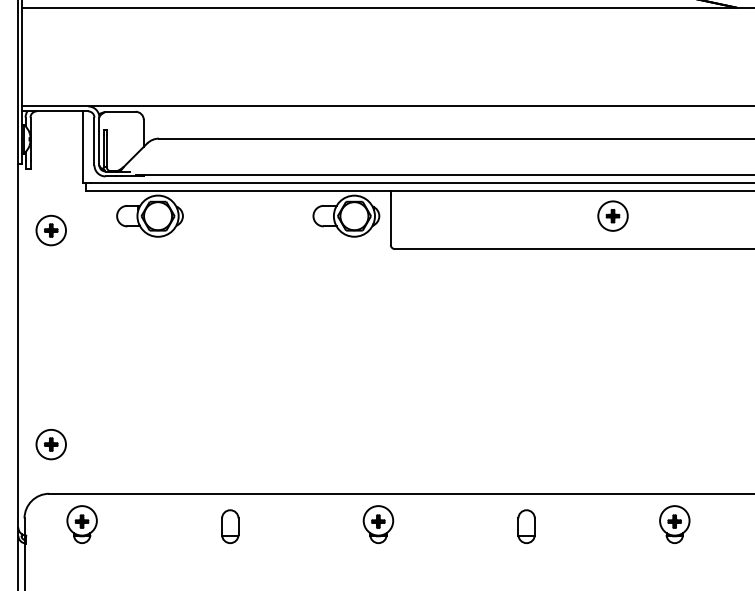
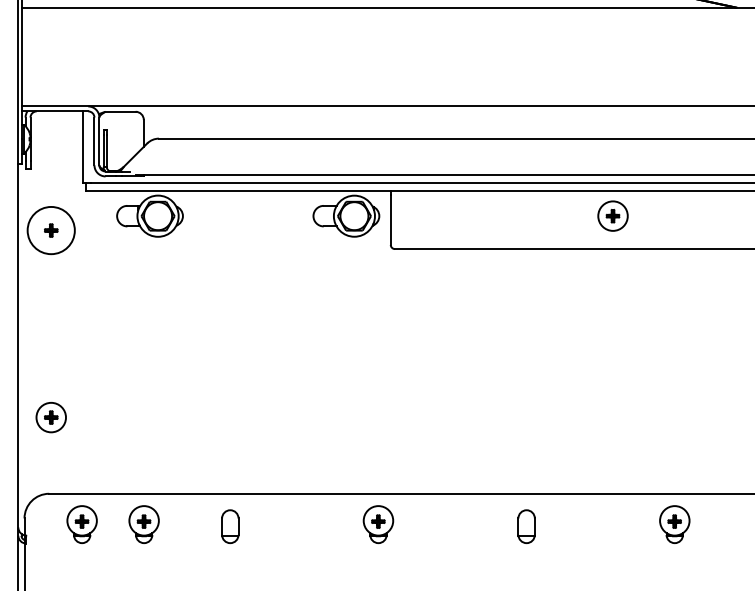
circle diameter: 30 px -> 47 px (50, 230)
part position: (50, 444) -> (50, 417) (50, 417)
part: none -> present (143, 524)
